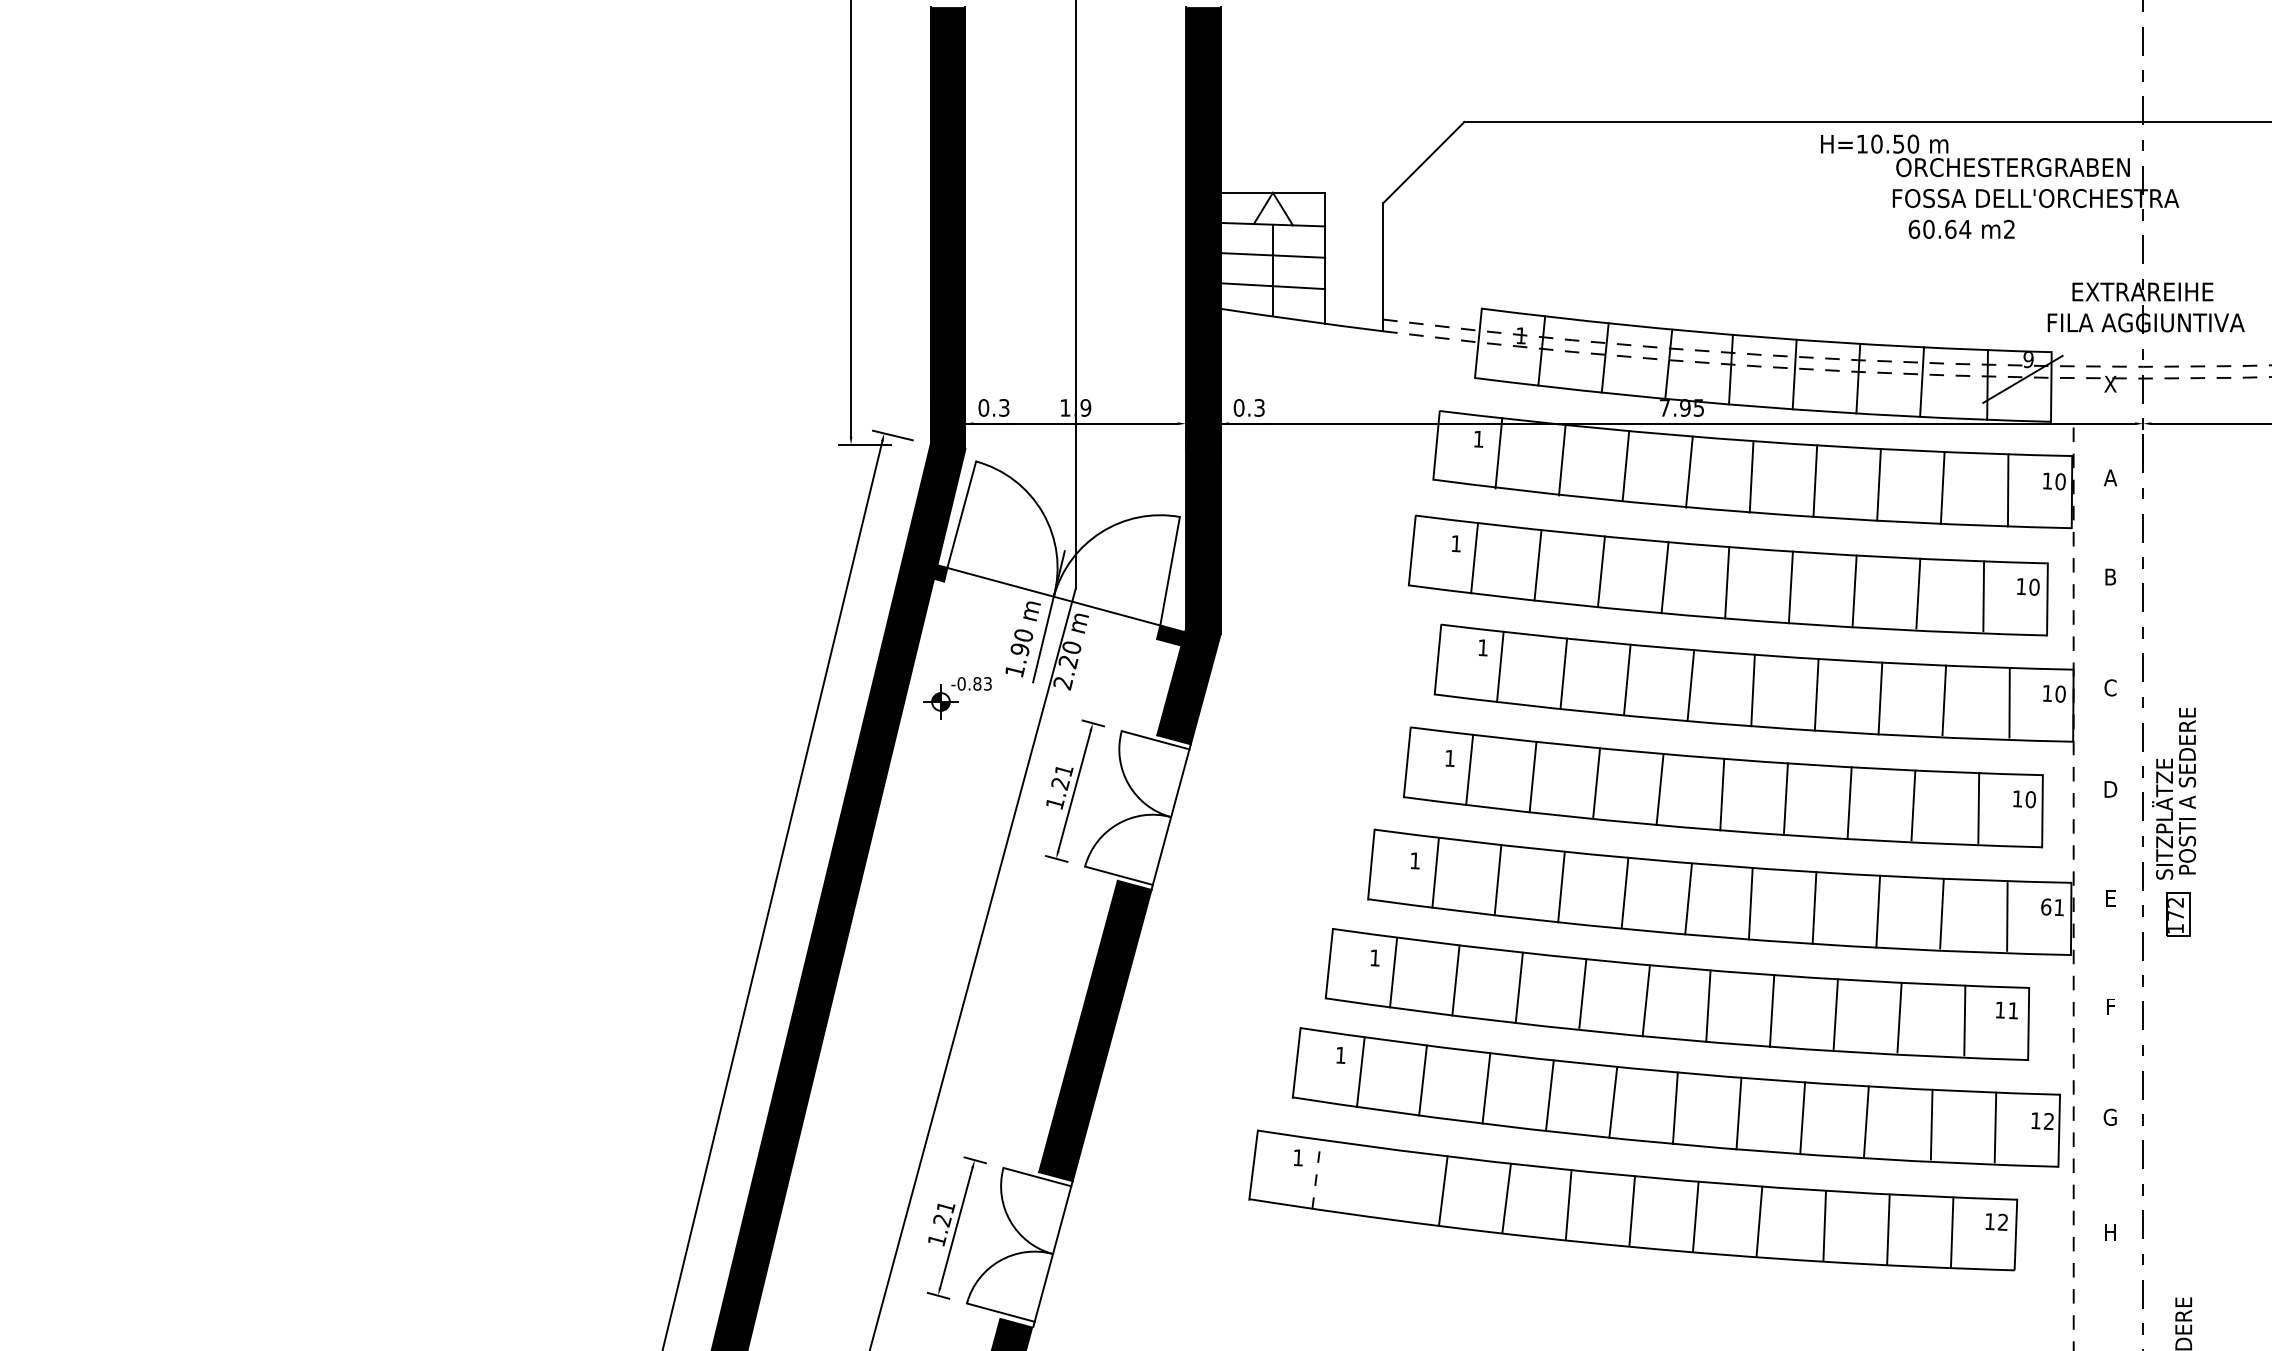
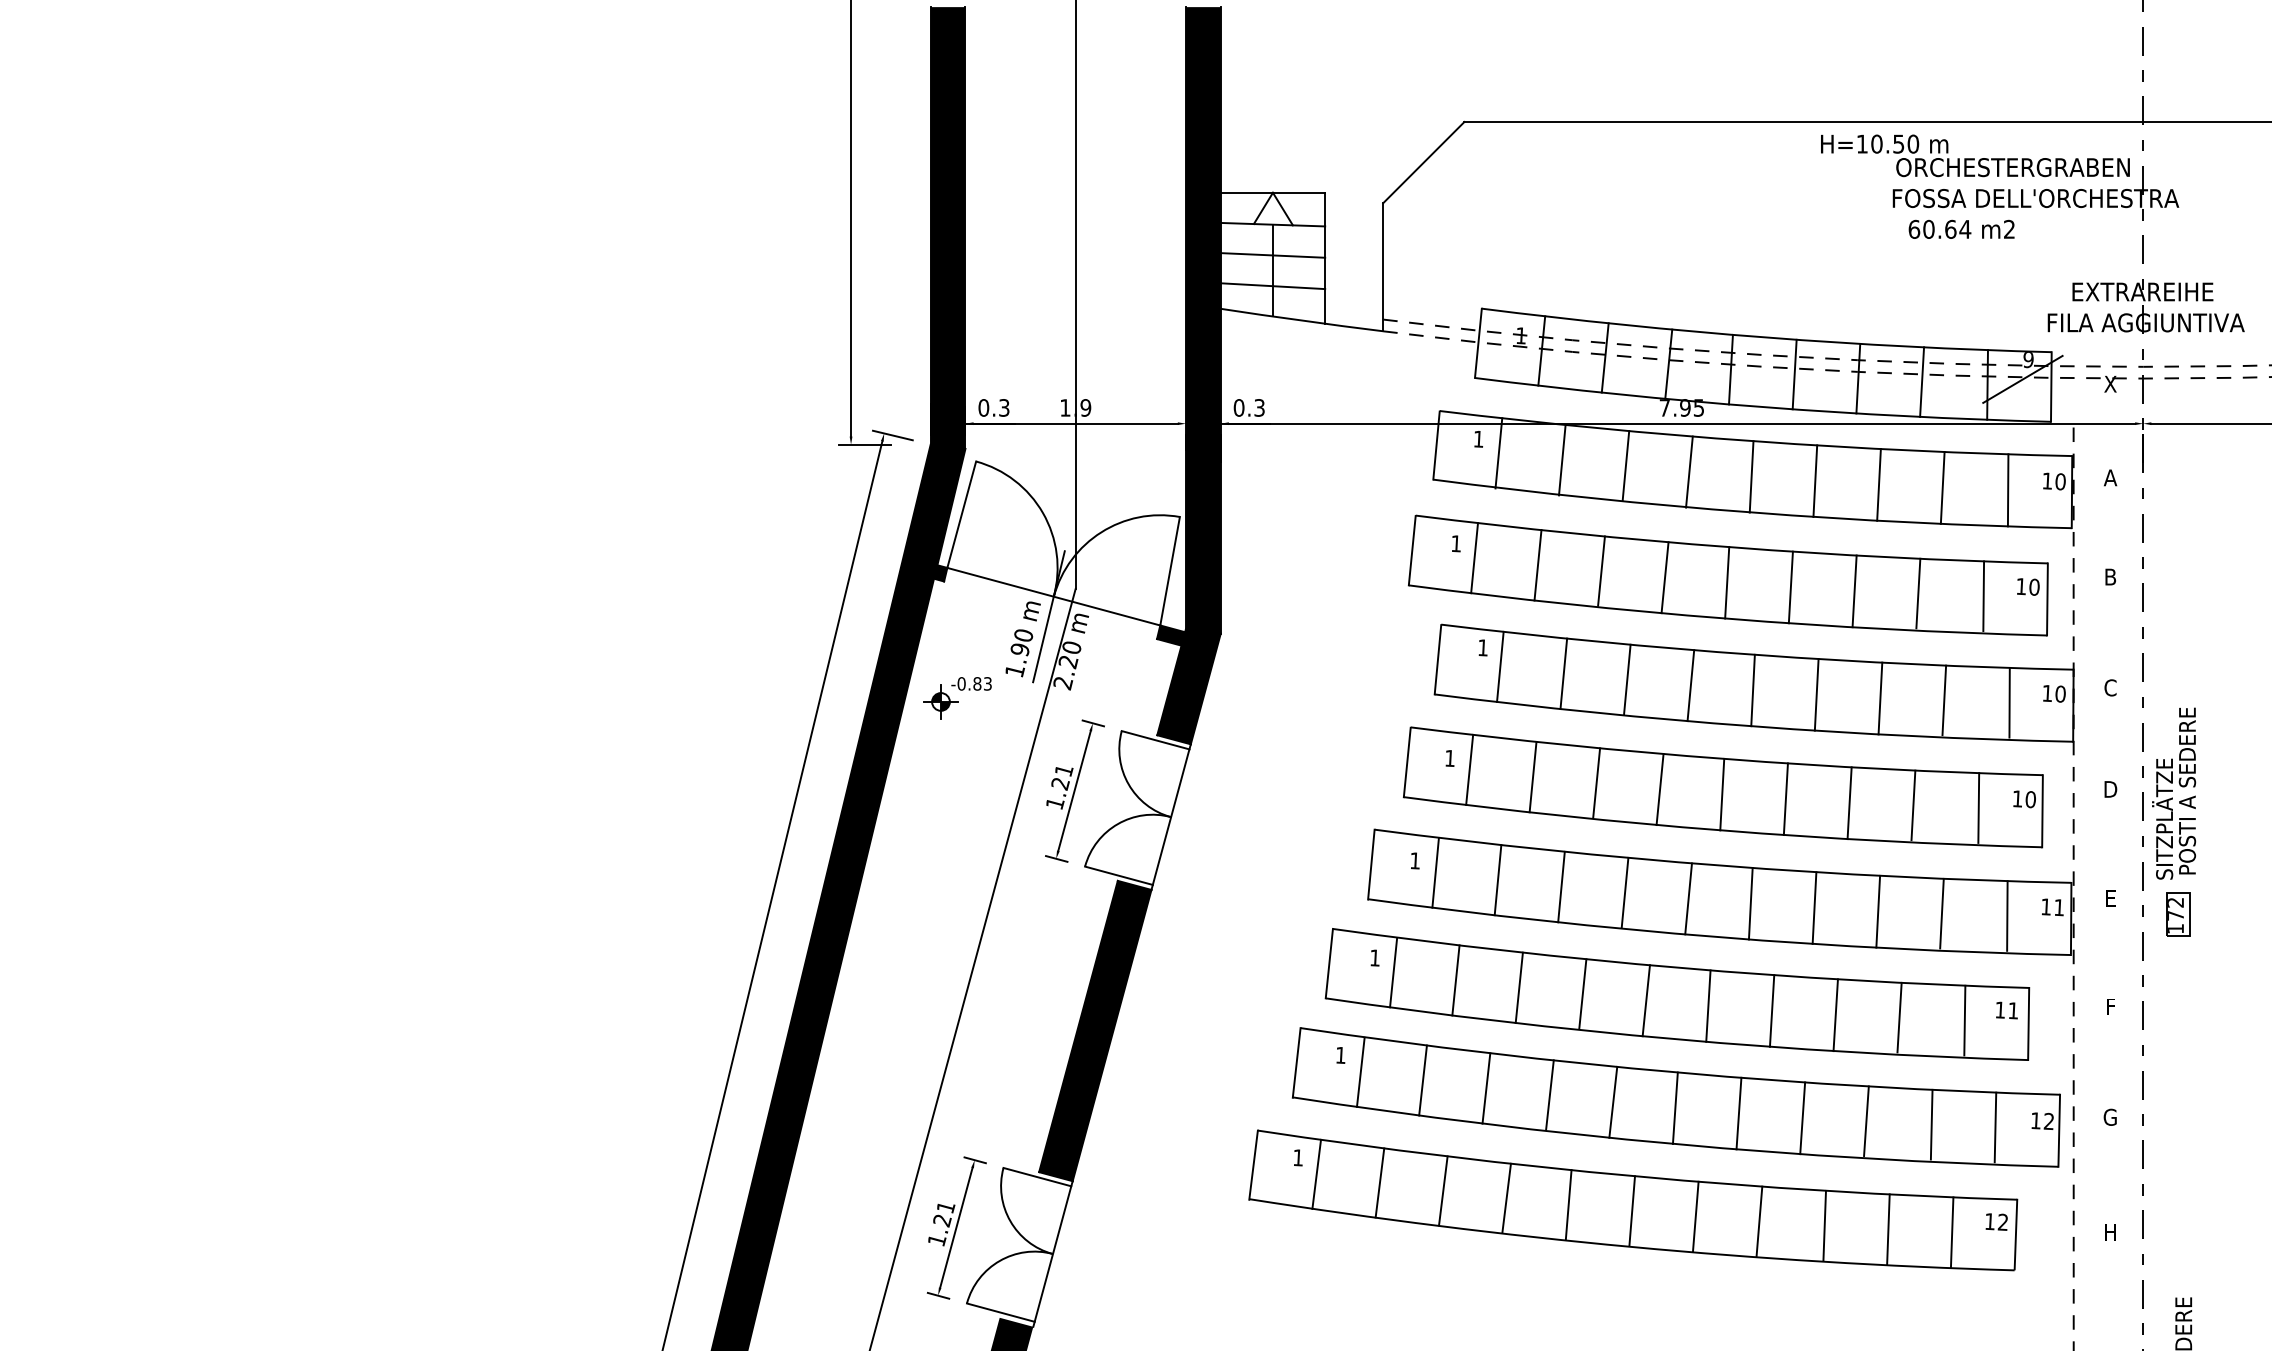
text: 61 -> 11 (2046, 906)
line: dashed -> solid (1316, 1174)
line: none -> present (1379, 1182)
